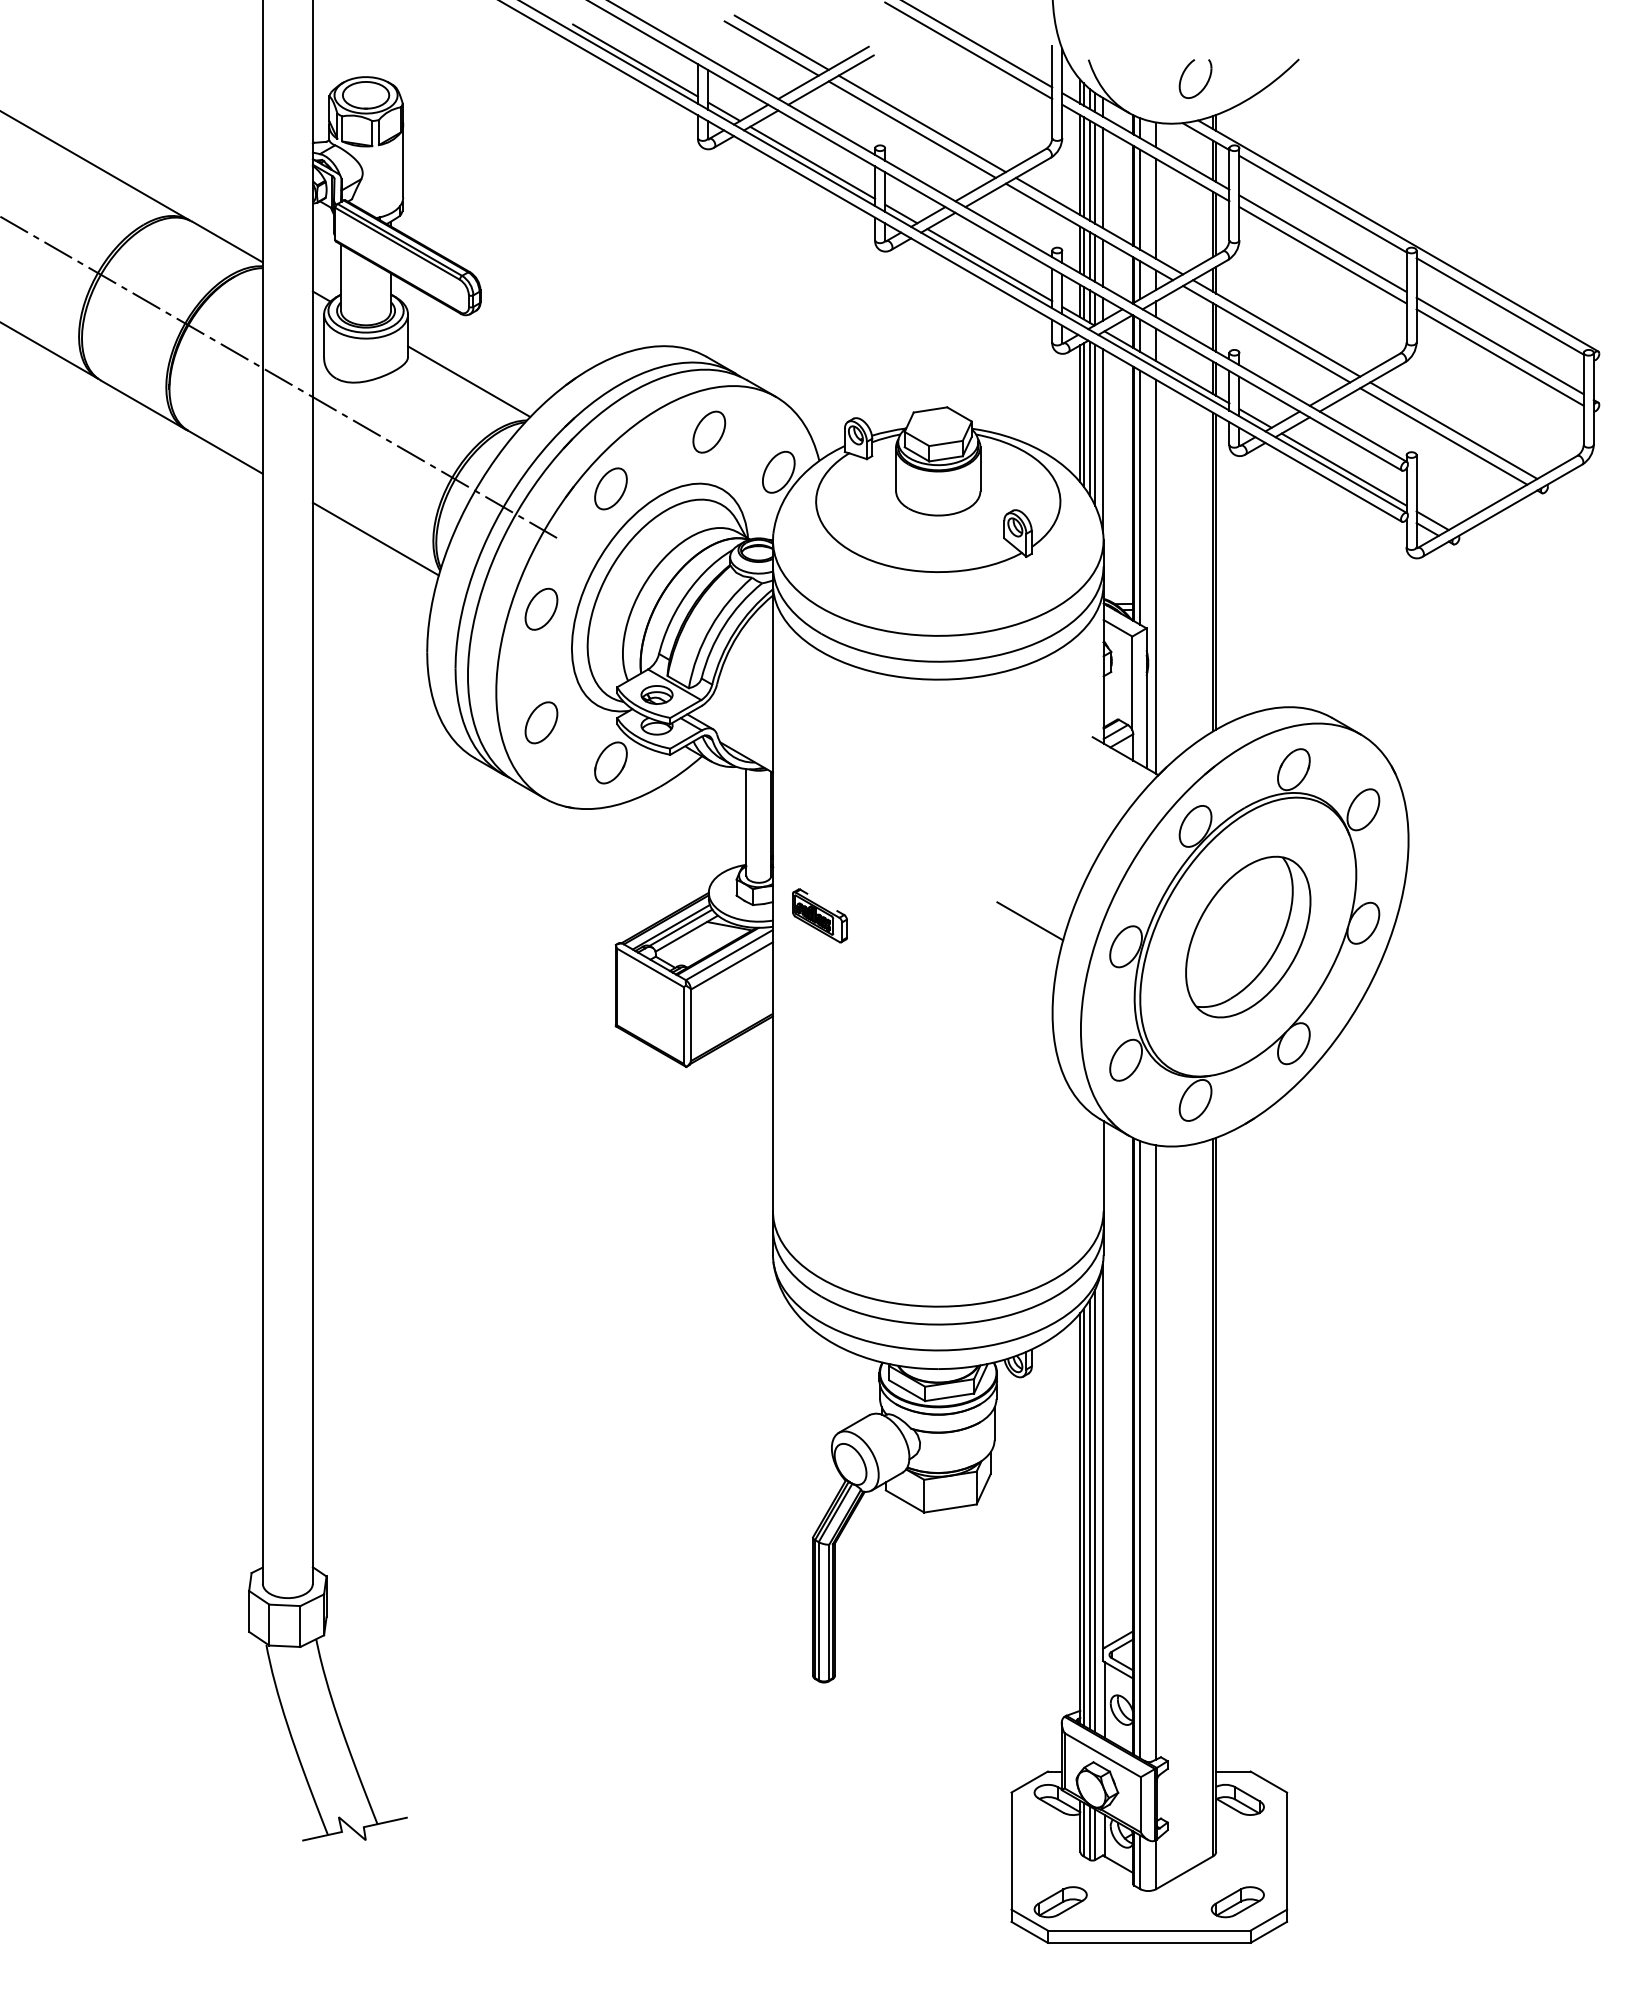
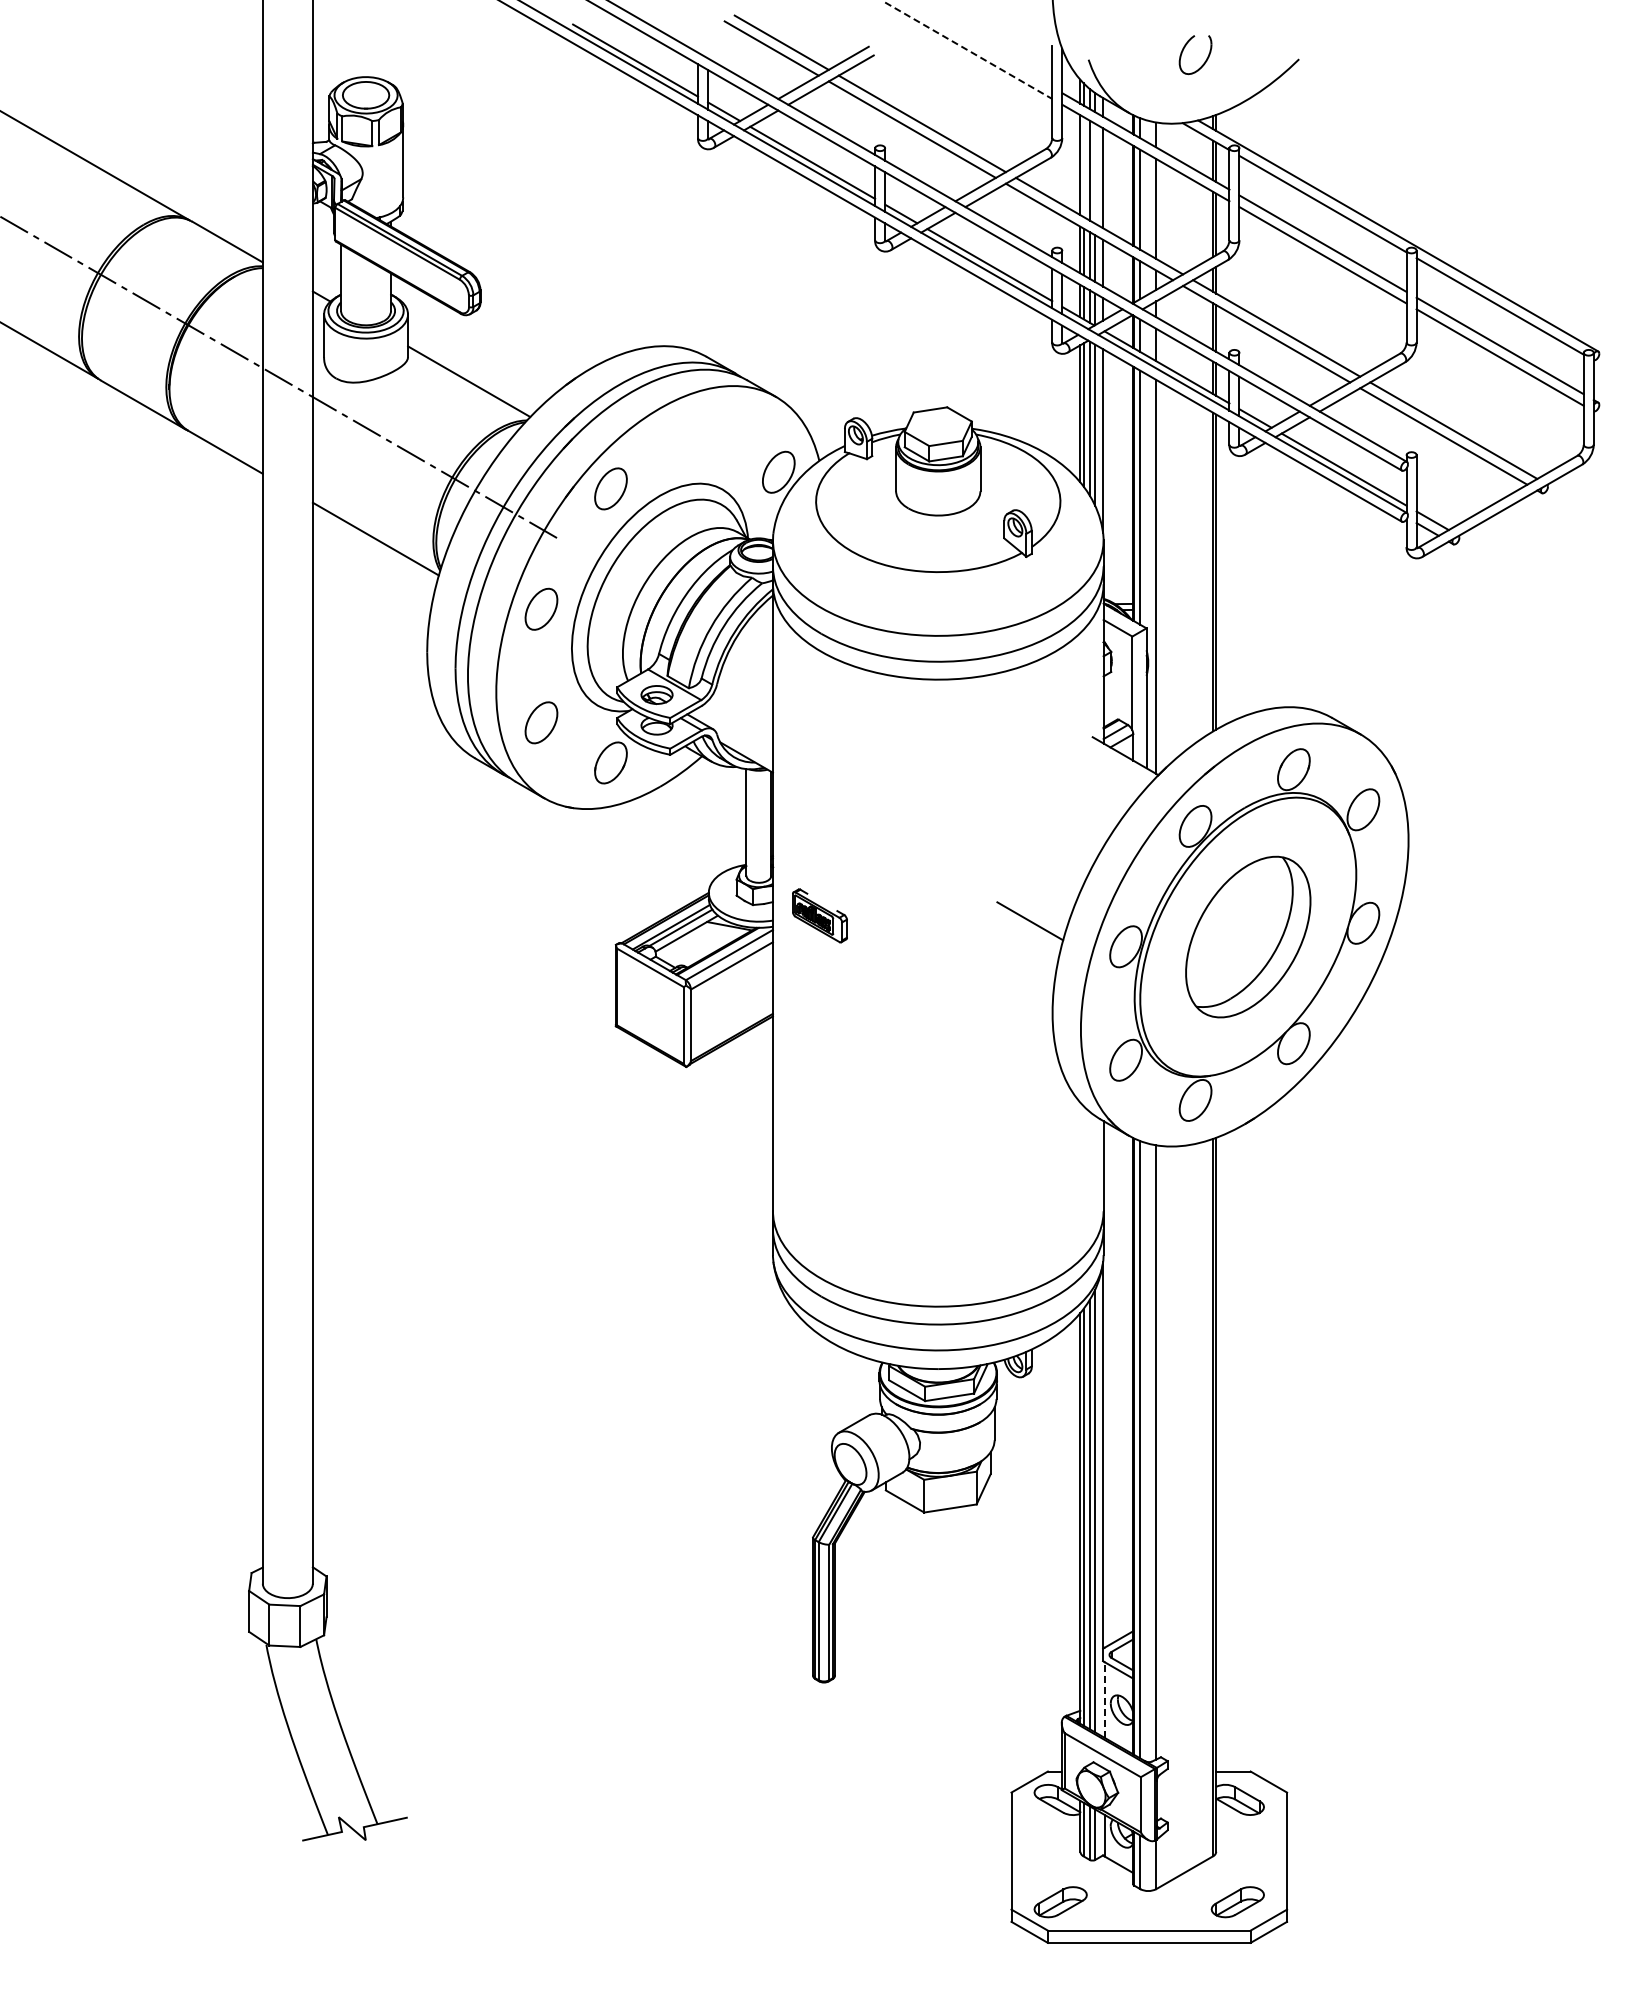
line: present -> none (978, 44)
line: solid -> dashed (969, 51)
part position: (1204, 85) -> (1204, 61) (1204, 61)
line: present -> none (1083, 167)
line: present -> none (1095, 173)
part: present -> none (709, 431)
line: solid -> dashed (1104, 1699)
